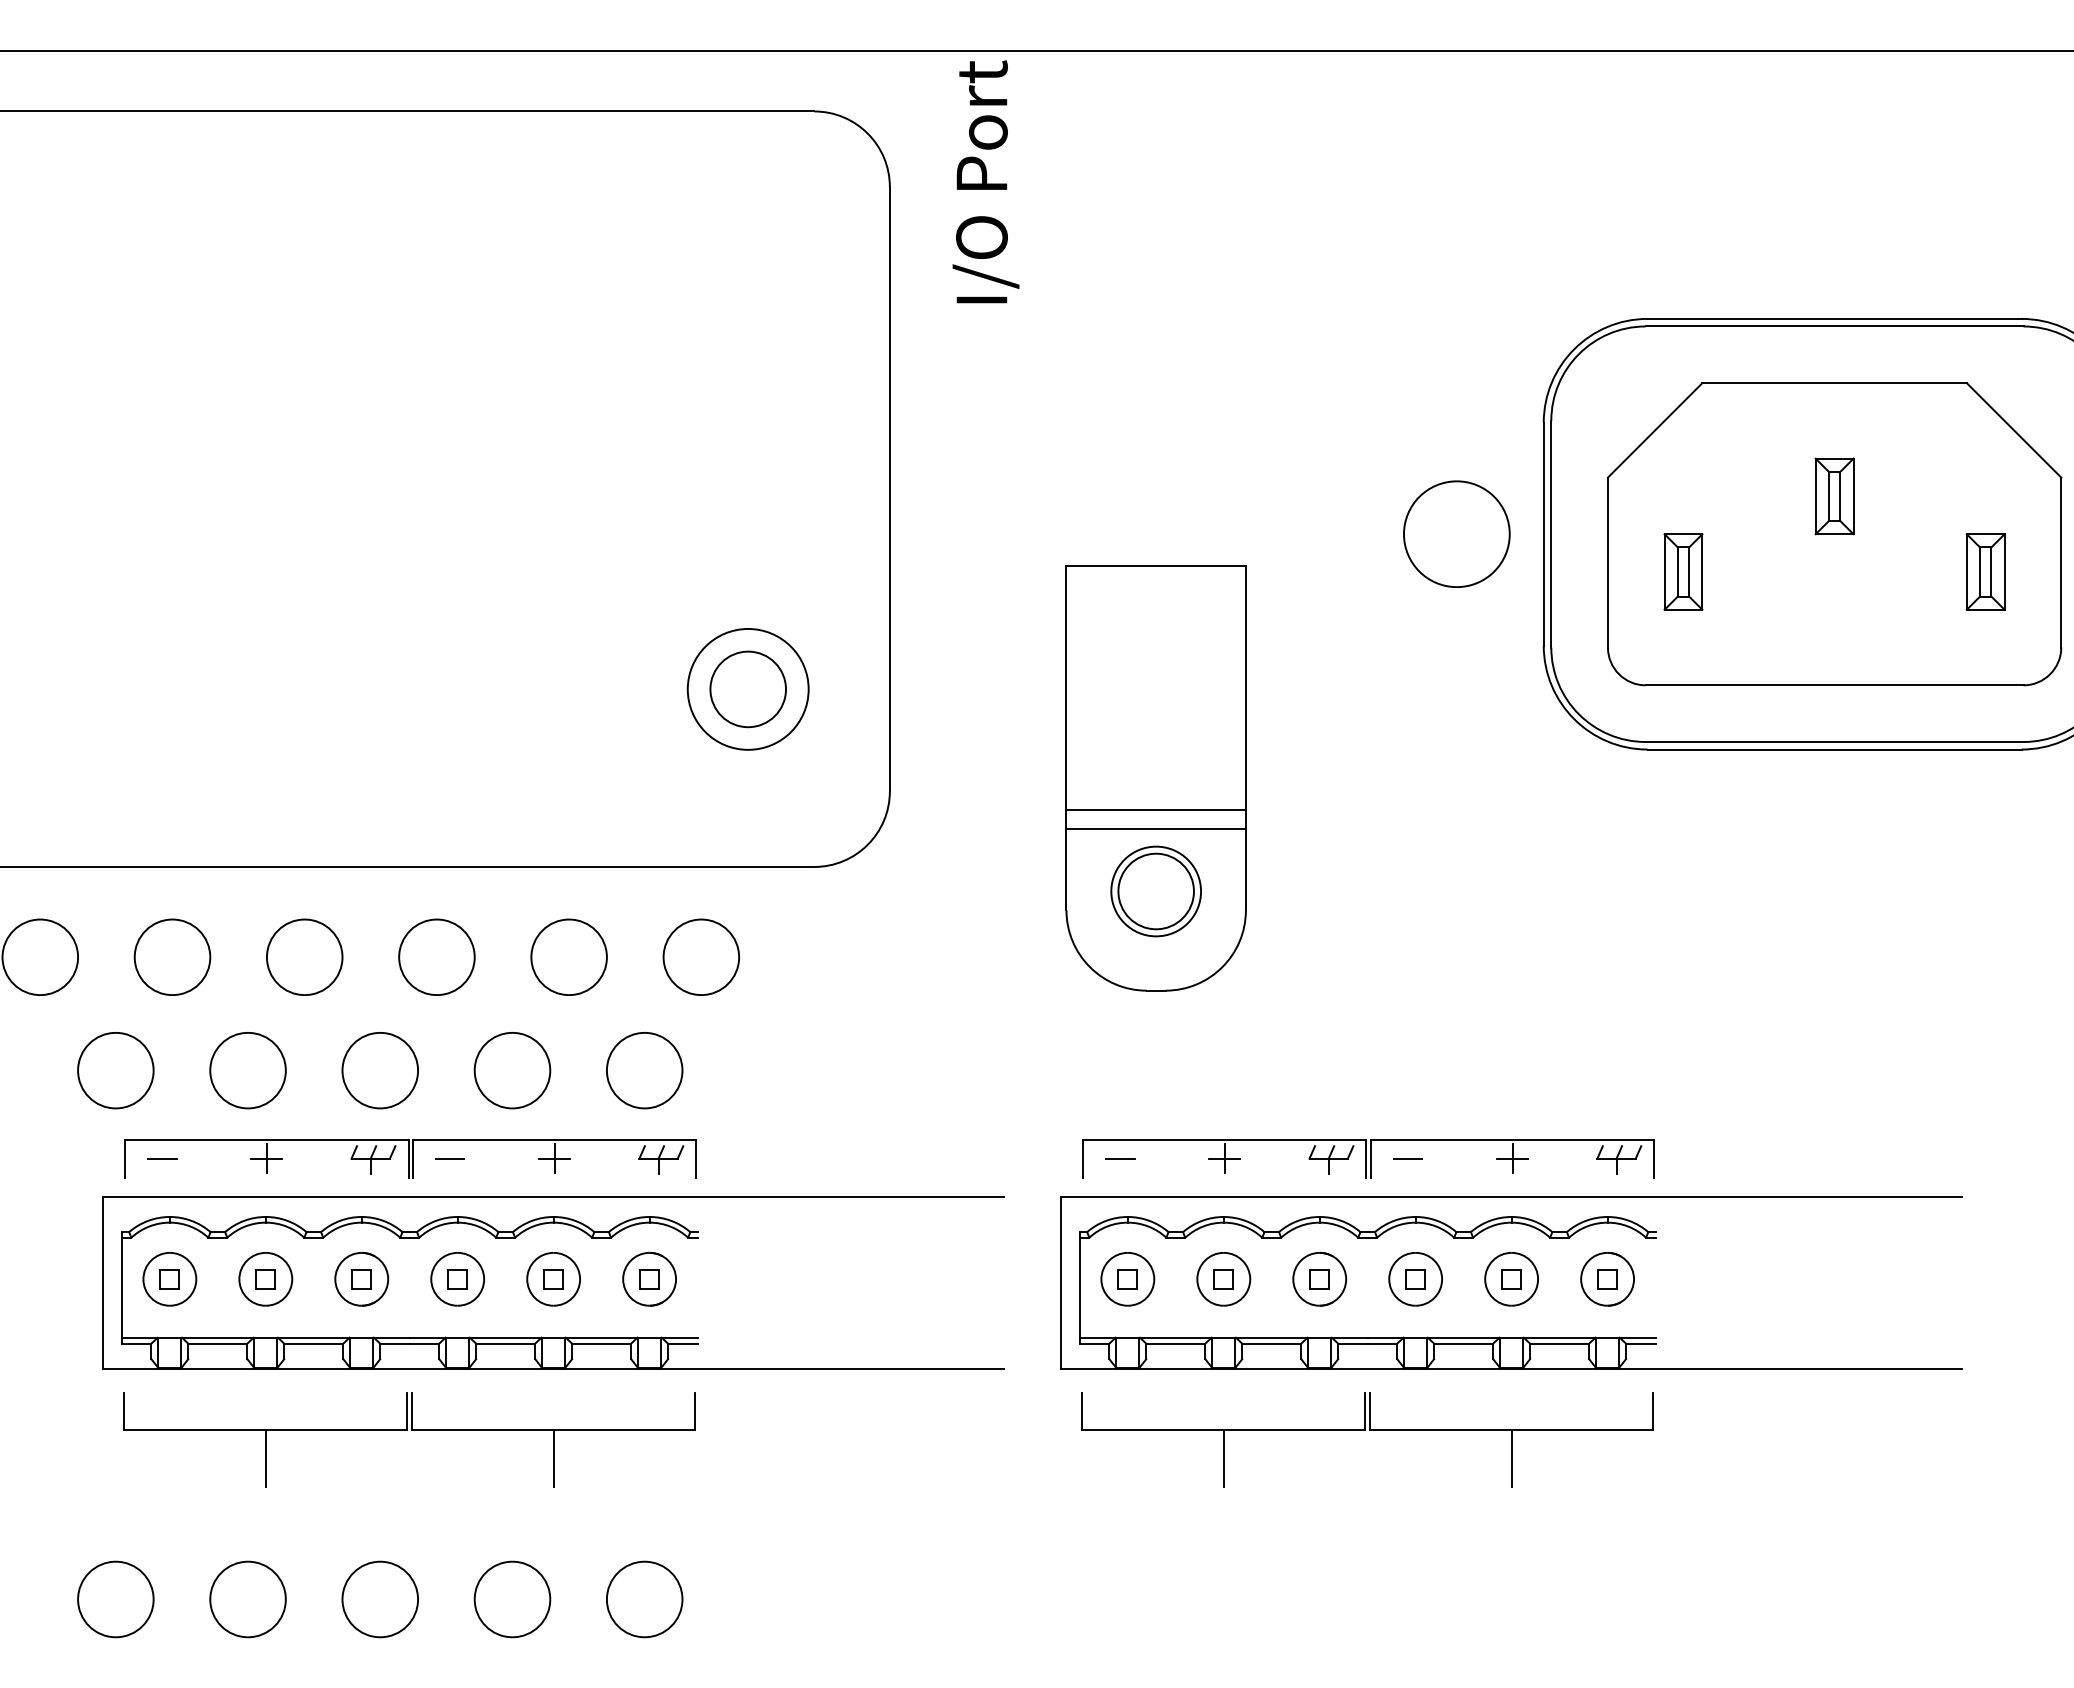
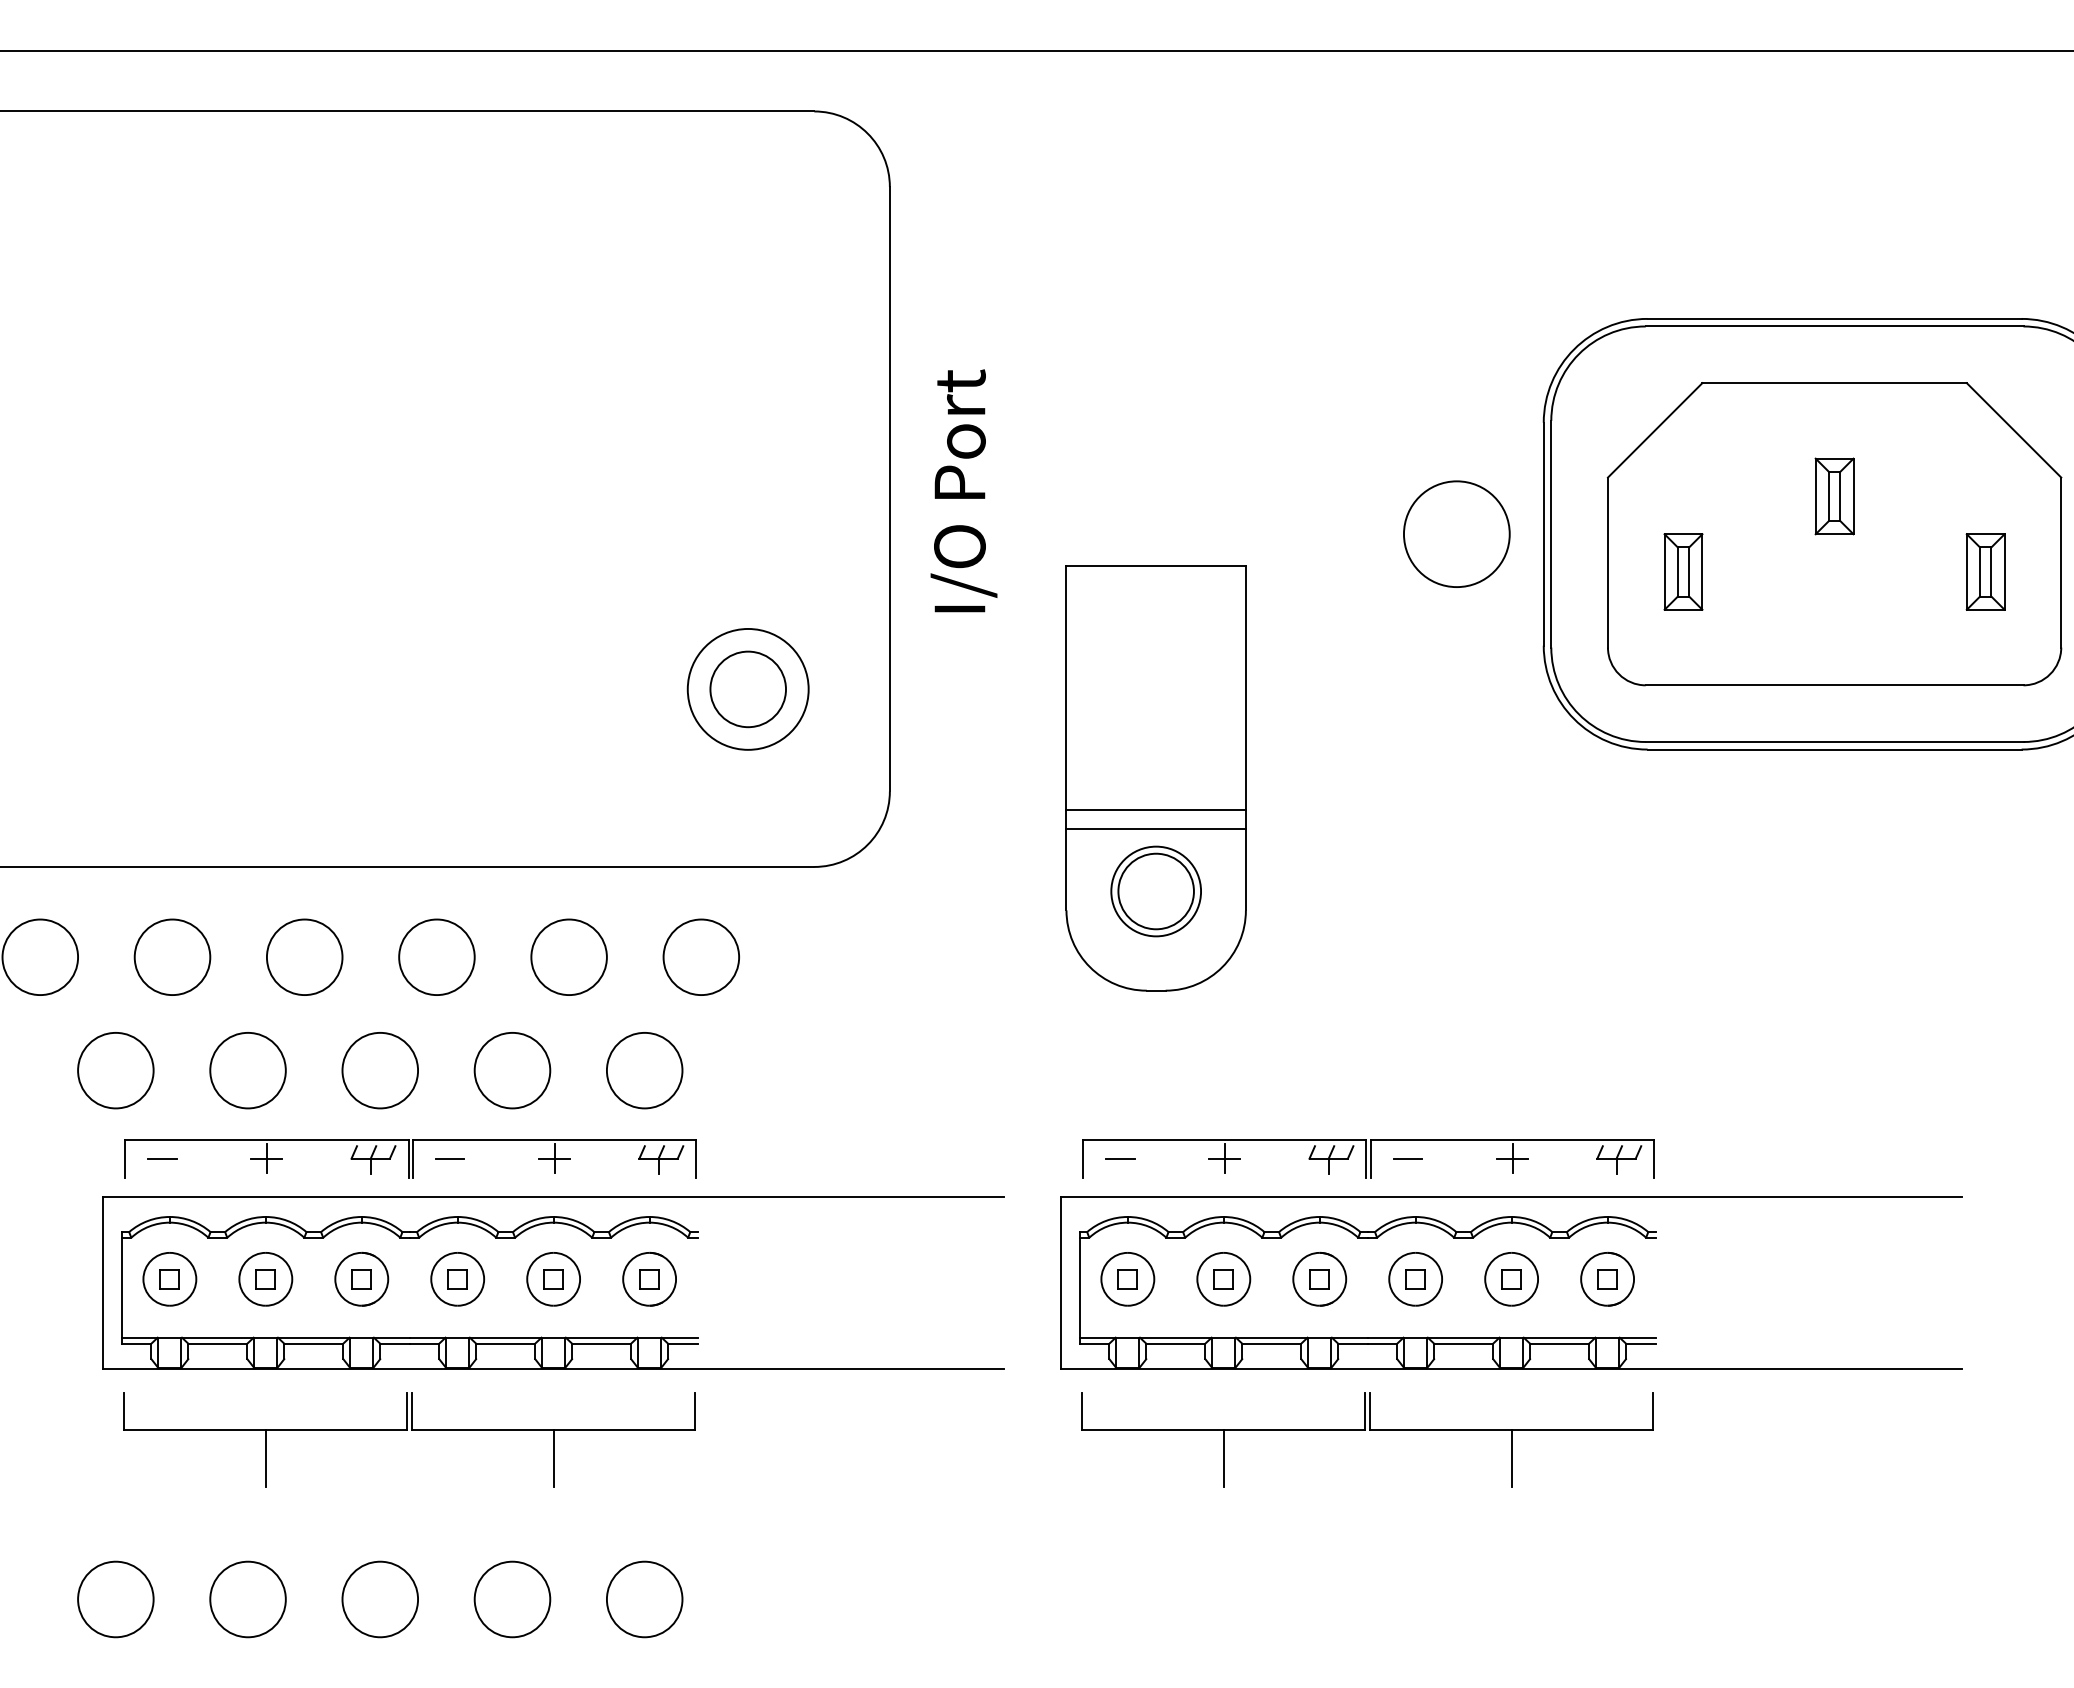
text position: (985, 181) -> (963, 490) (963, 490)
